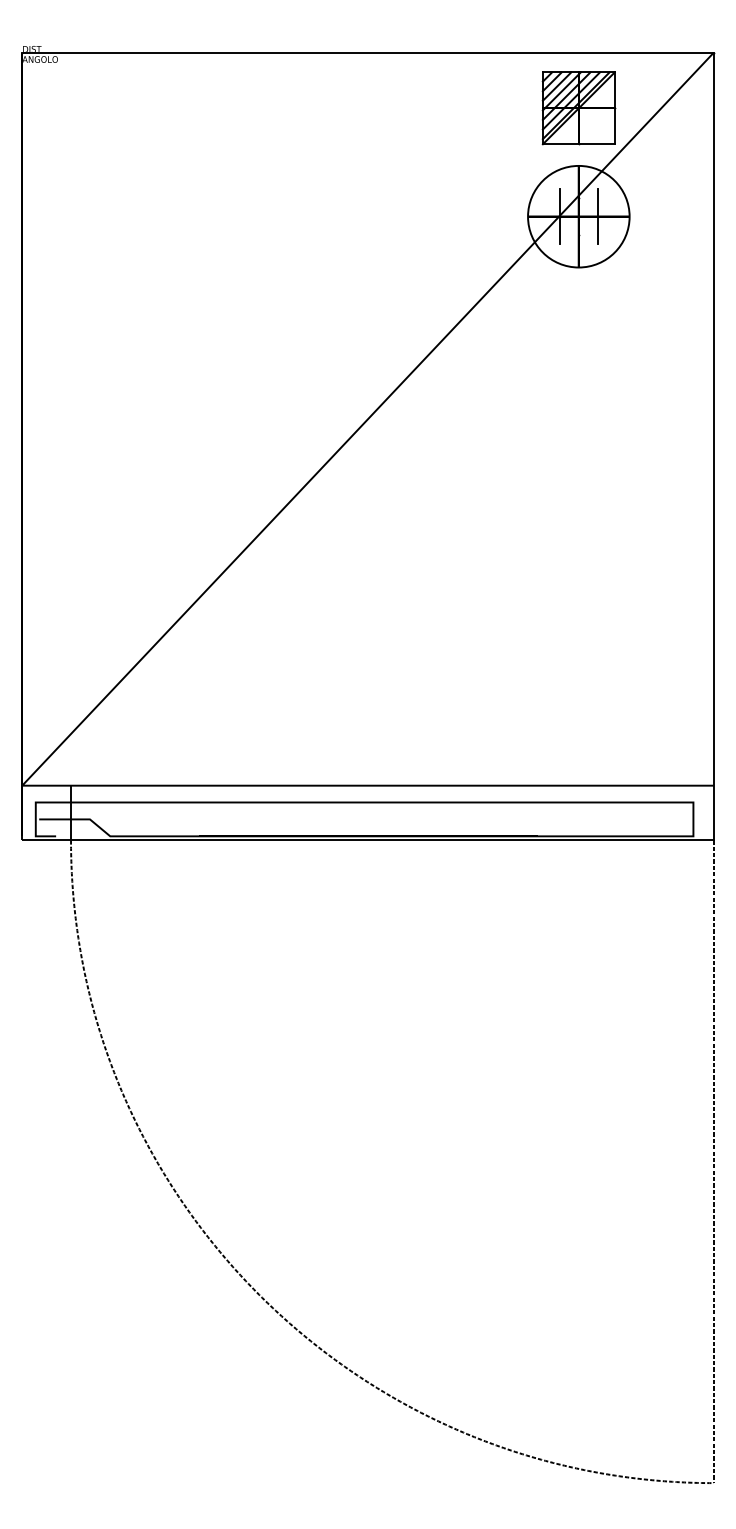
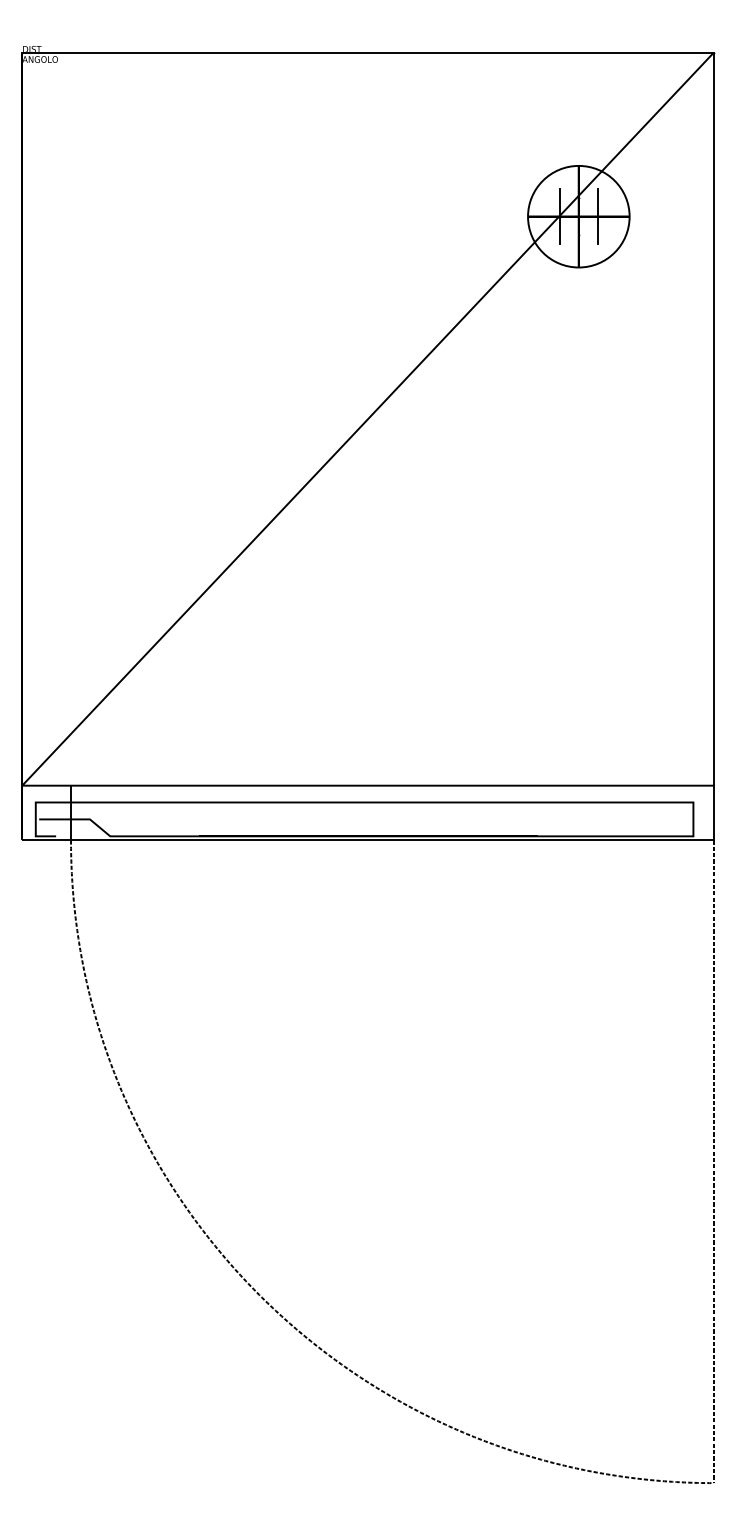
part: present -> none (578, 108)
